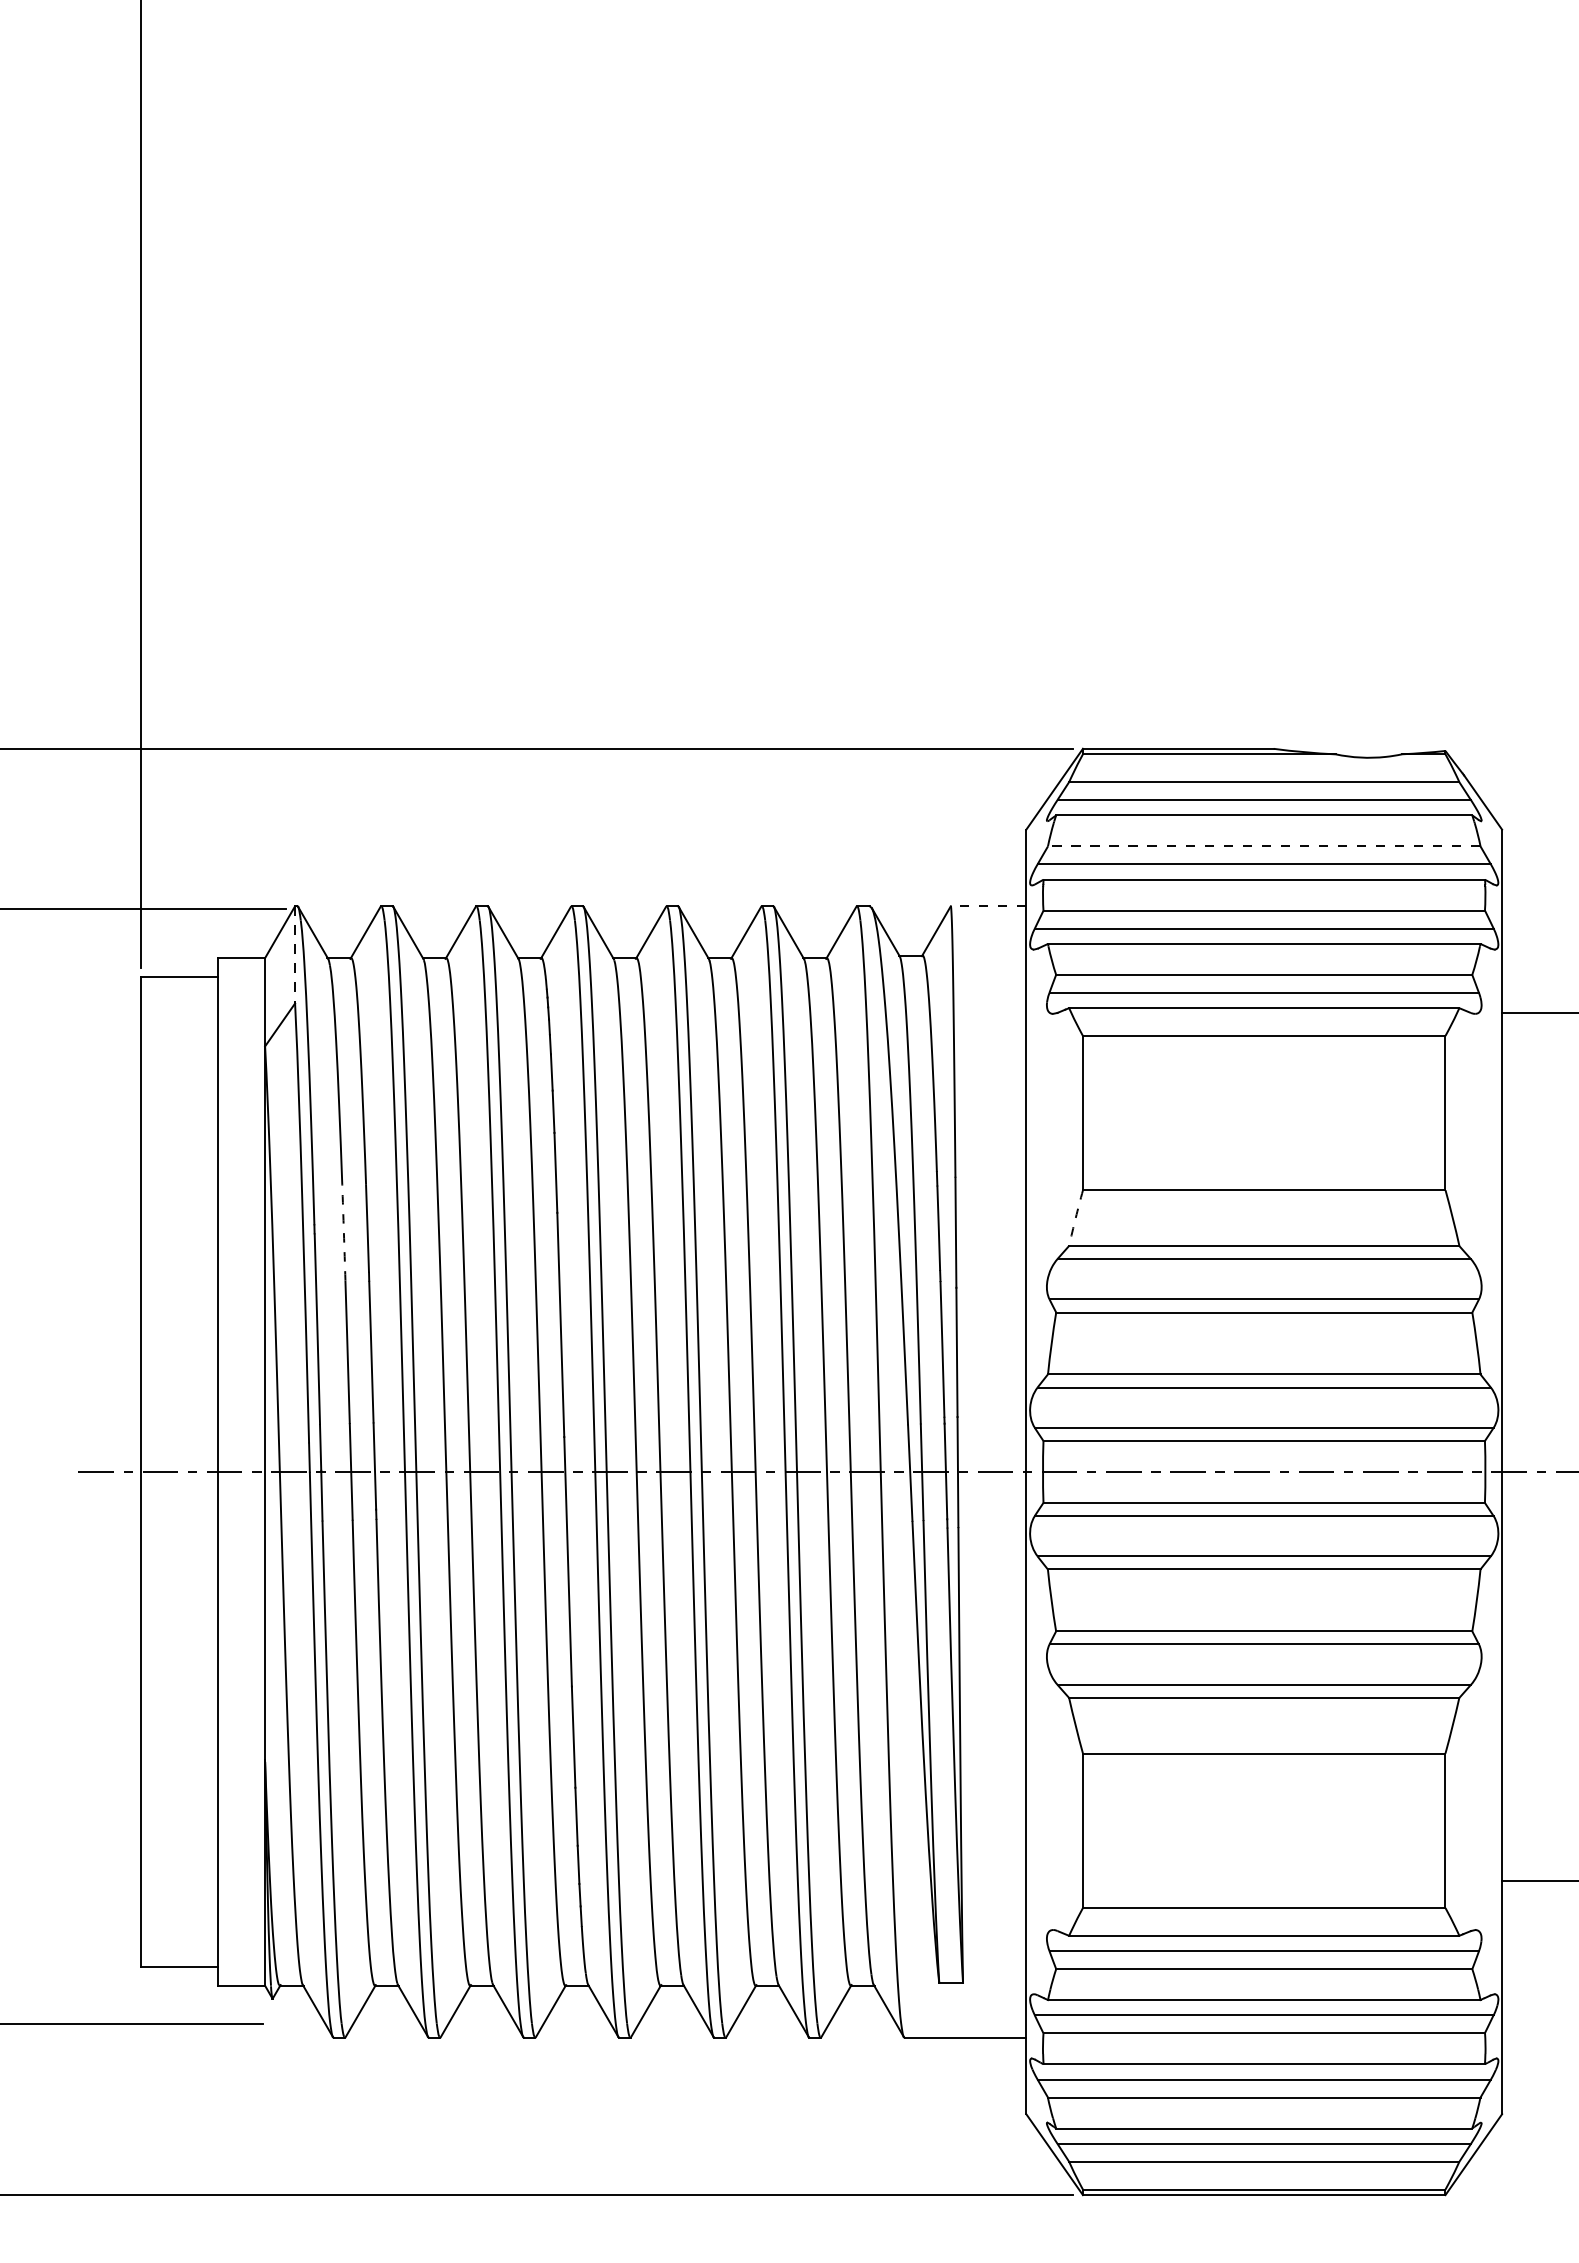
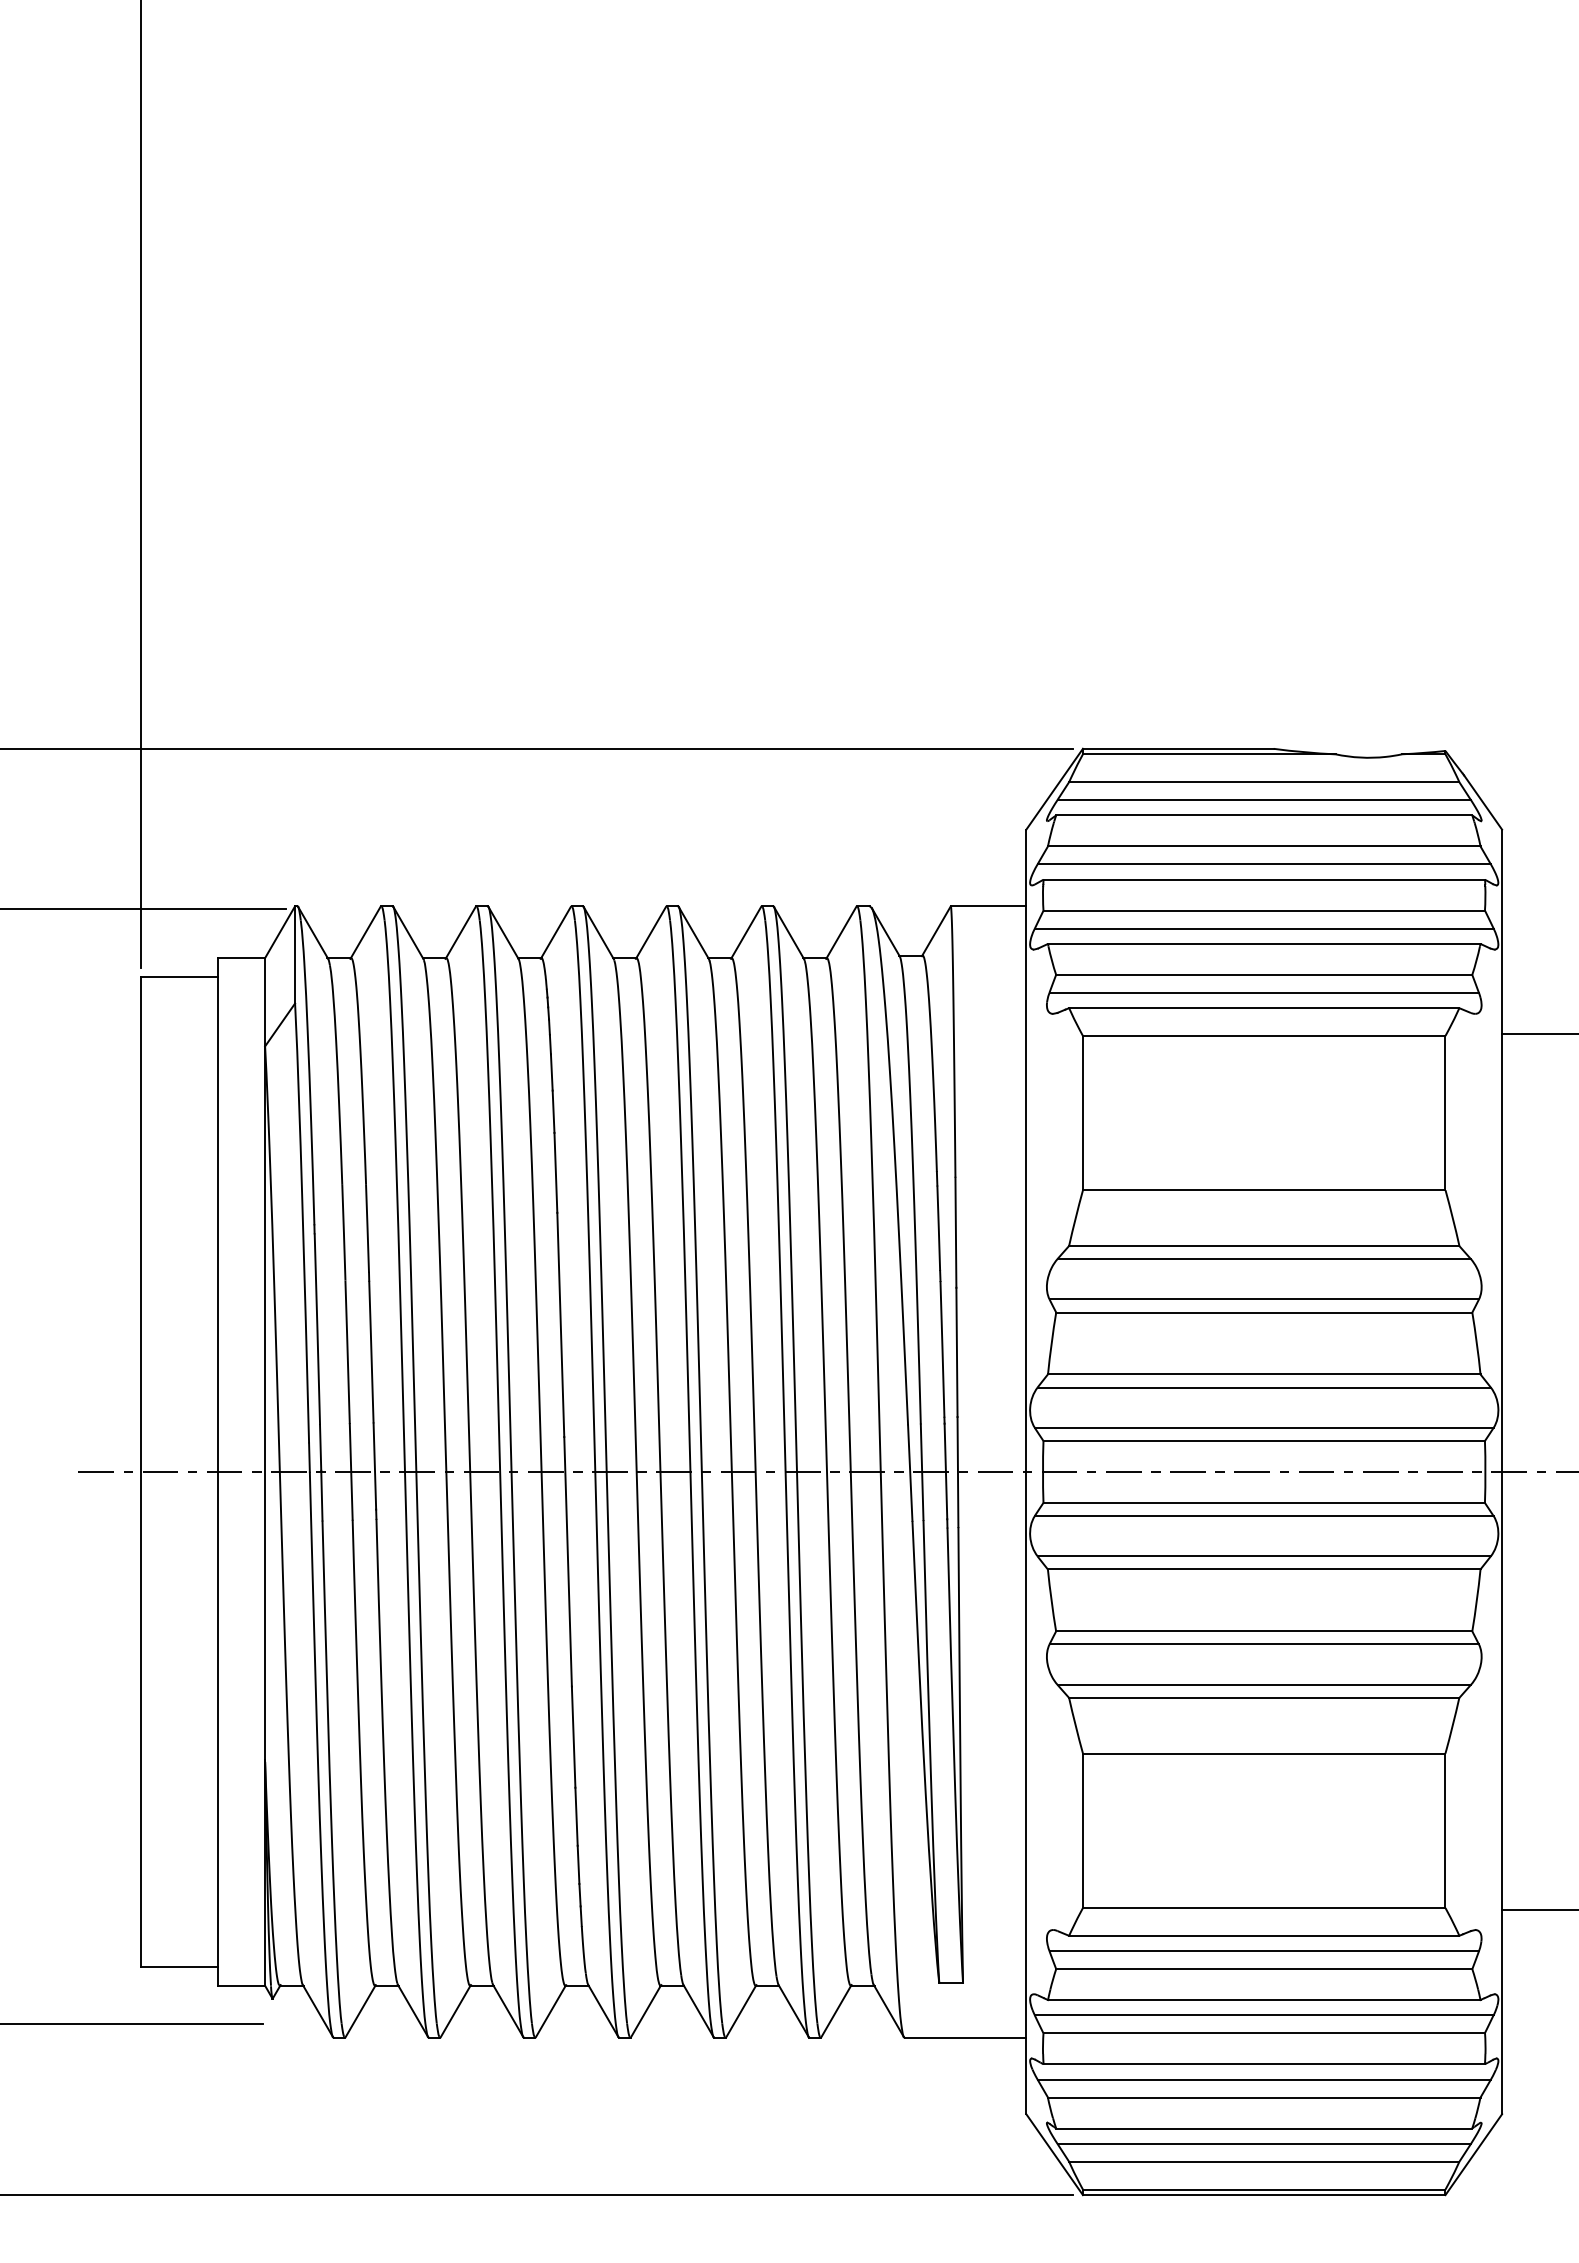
line: dashed -> solid (1263, 846)
line: dashed -> solid (988, 906)
line: dashed -> solid (295, 954)
line position: (1538, 1013) -> (1538, 1034) (1538, 1034)
arc: dashed -> solid (1075, 1218)
arc: dashed -> solid (343, 1232)
line position: (1538, 1880) -> (1538, 1909) (1538, 1909)
